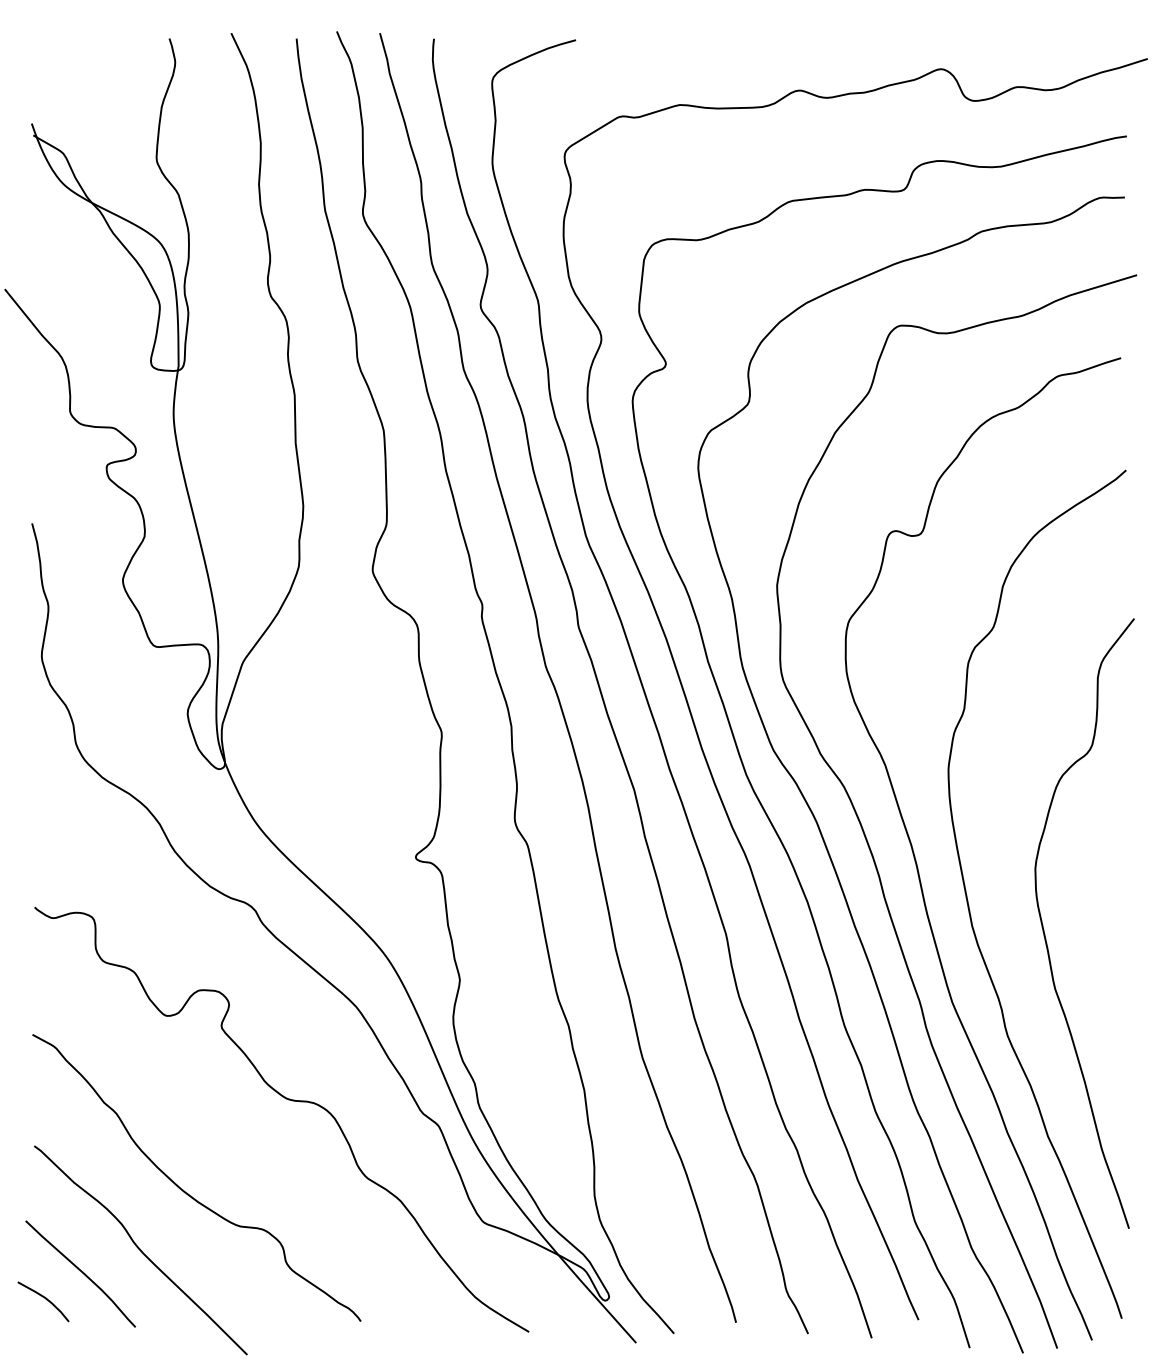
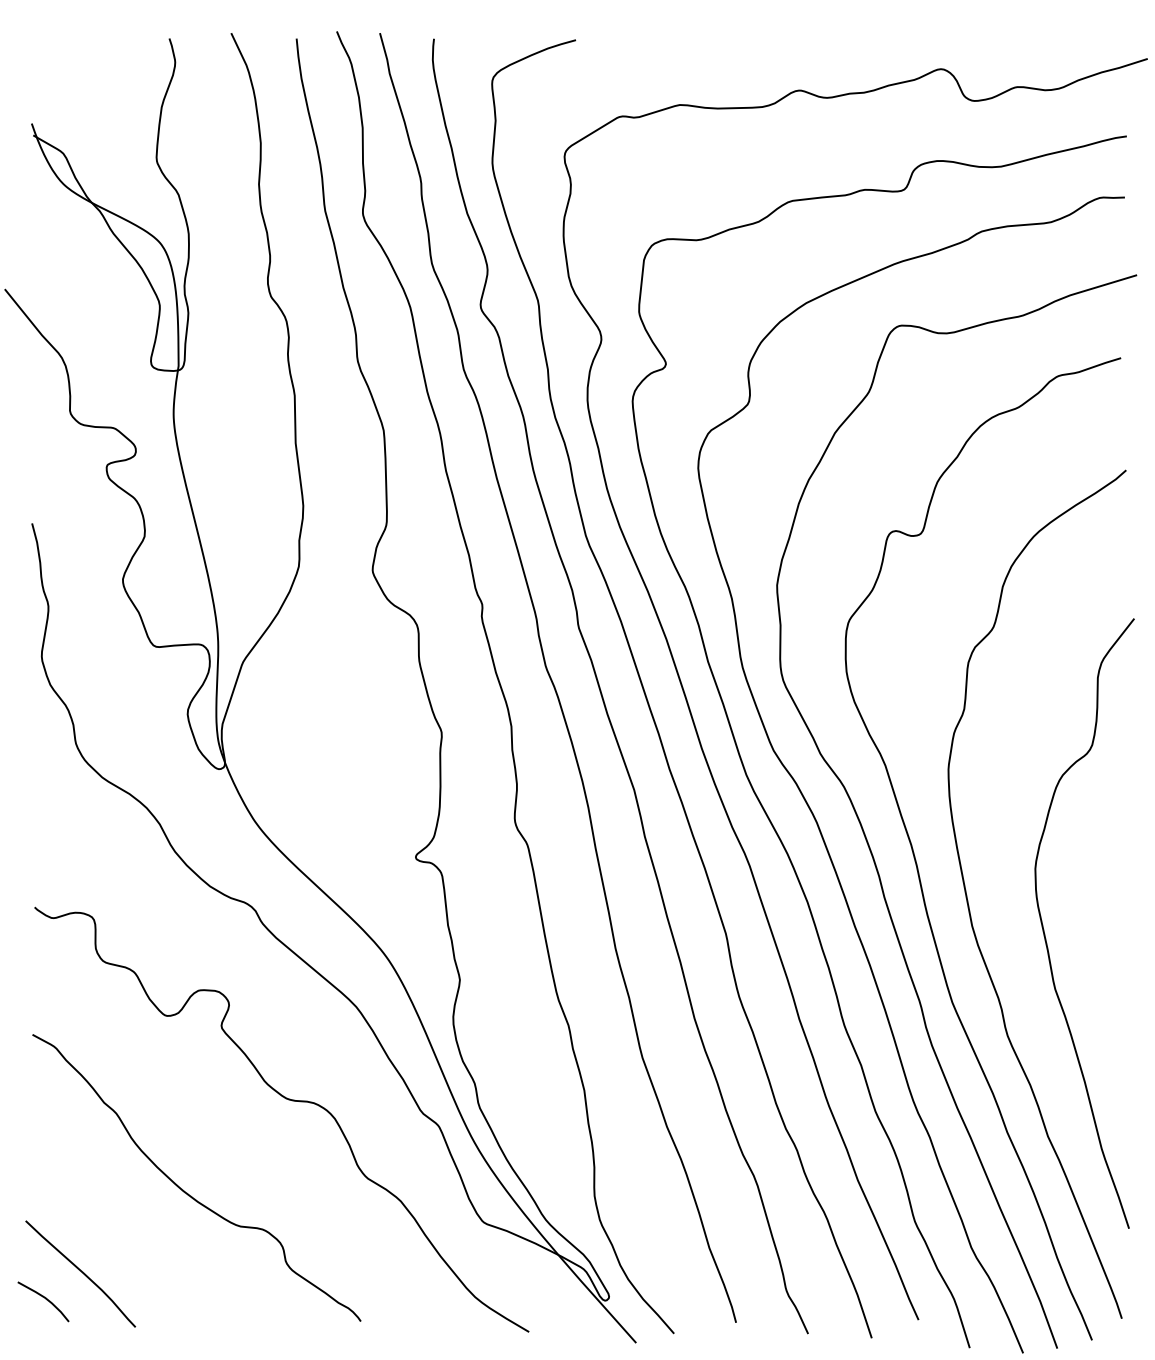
curve: present -> none (140, 1250)
